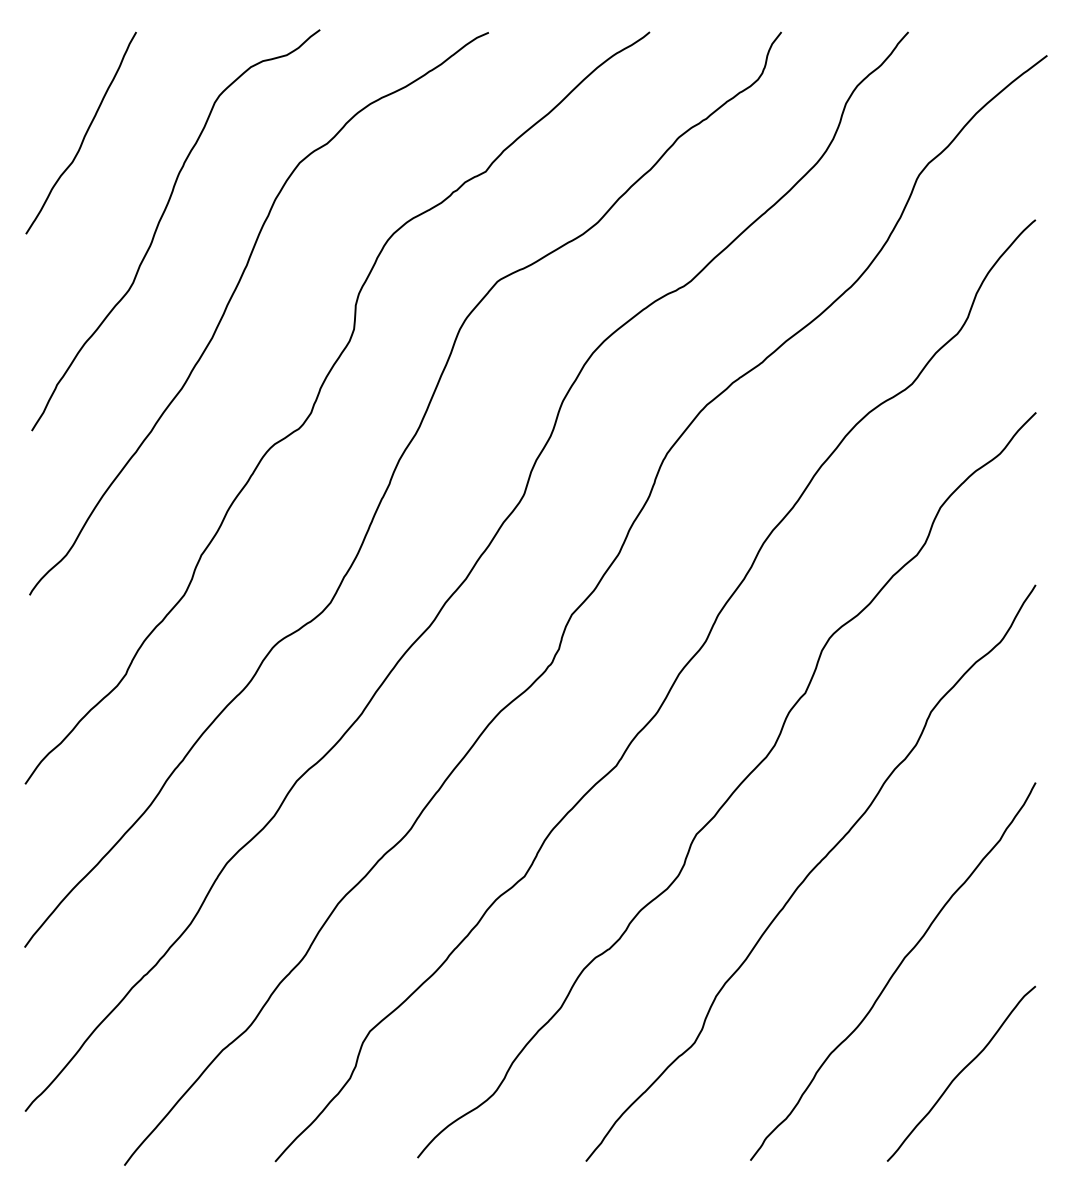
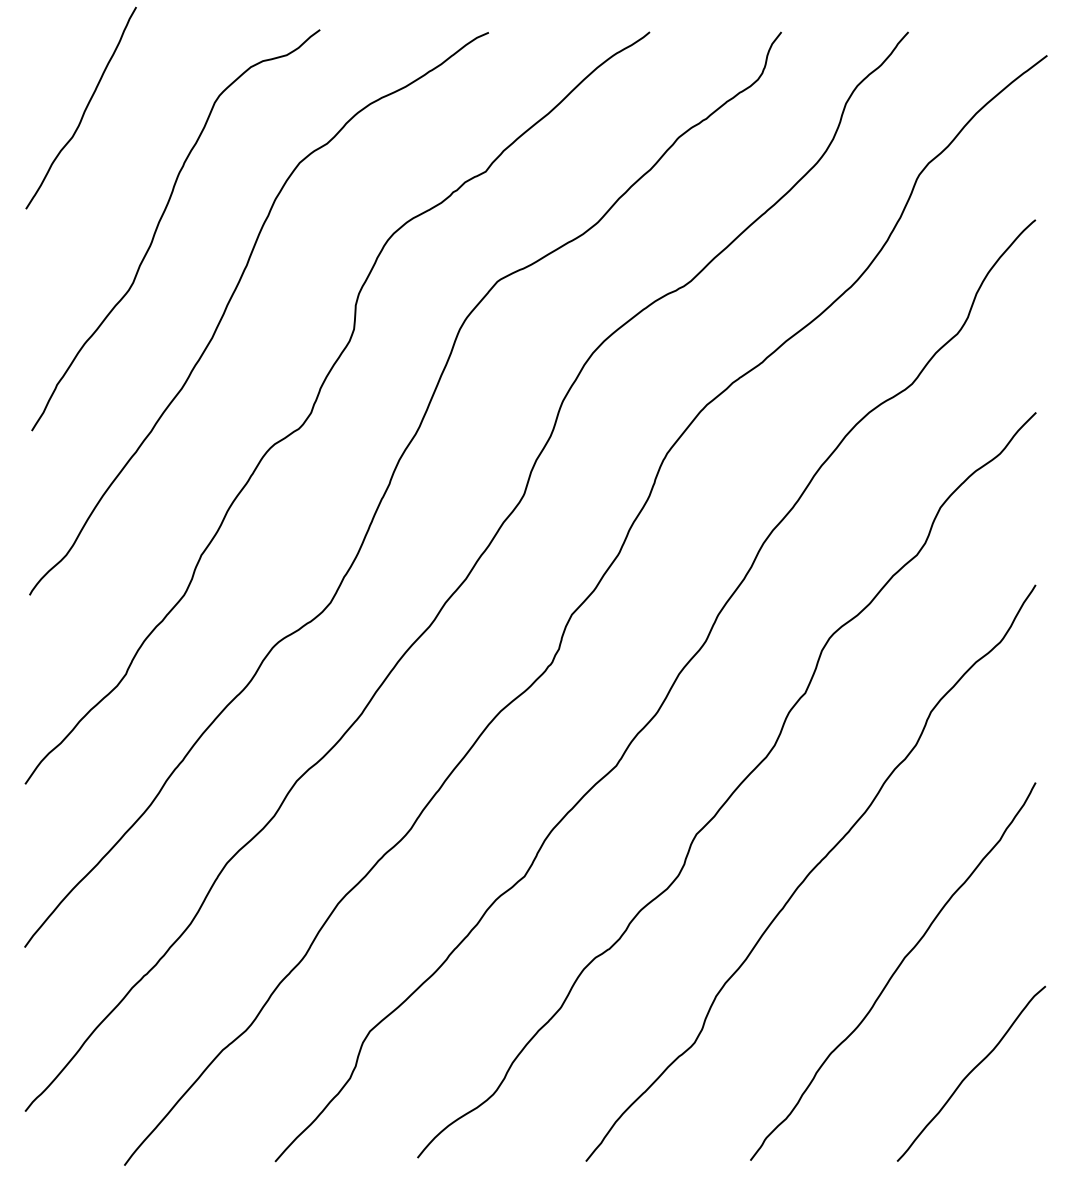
curve position: (84, 134) -> (84, 109) (84, 109)
curve position: (960, 1073) -> (970, 1073) (970, 1073)
